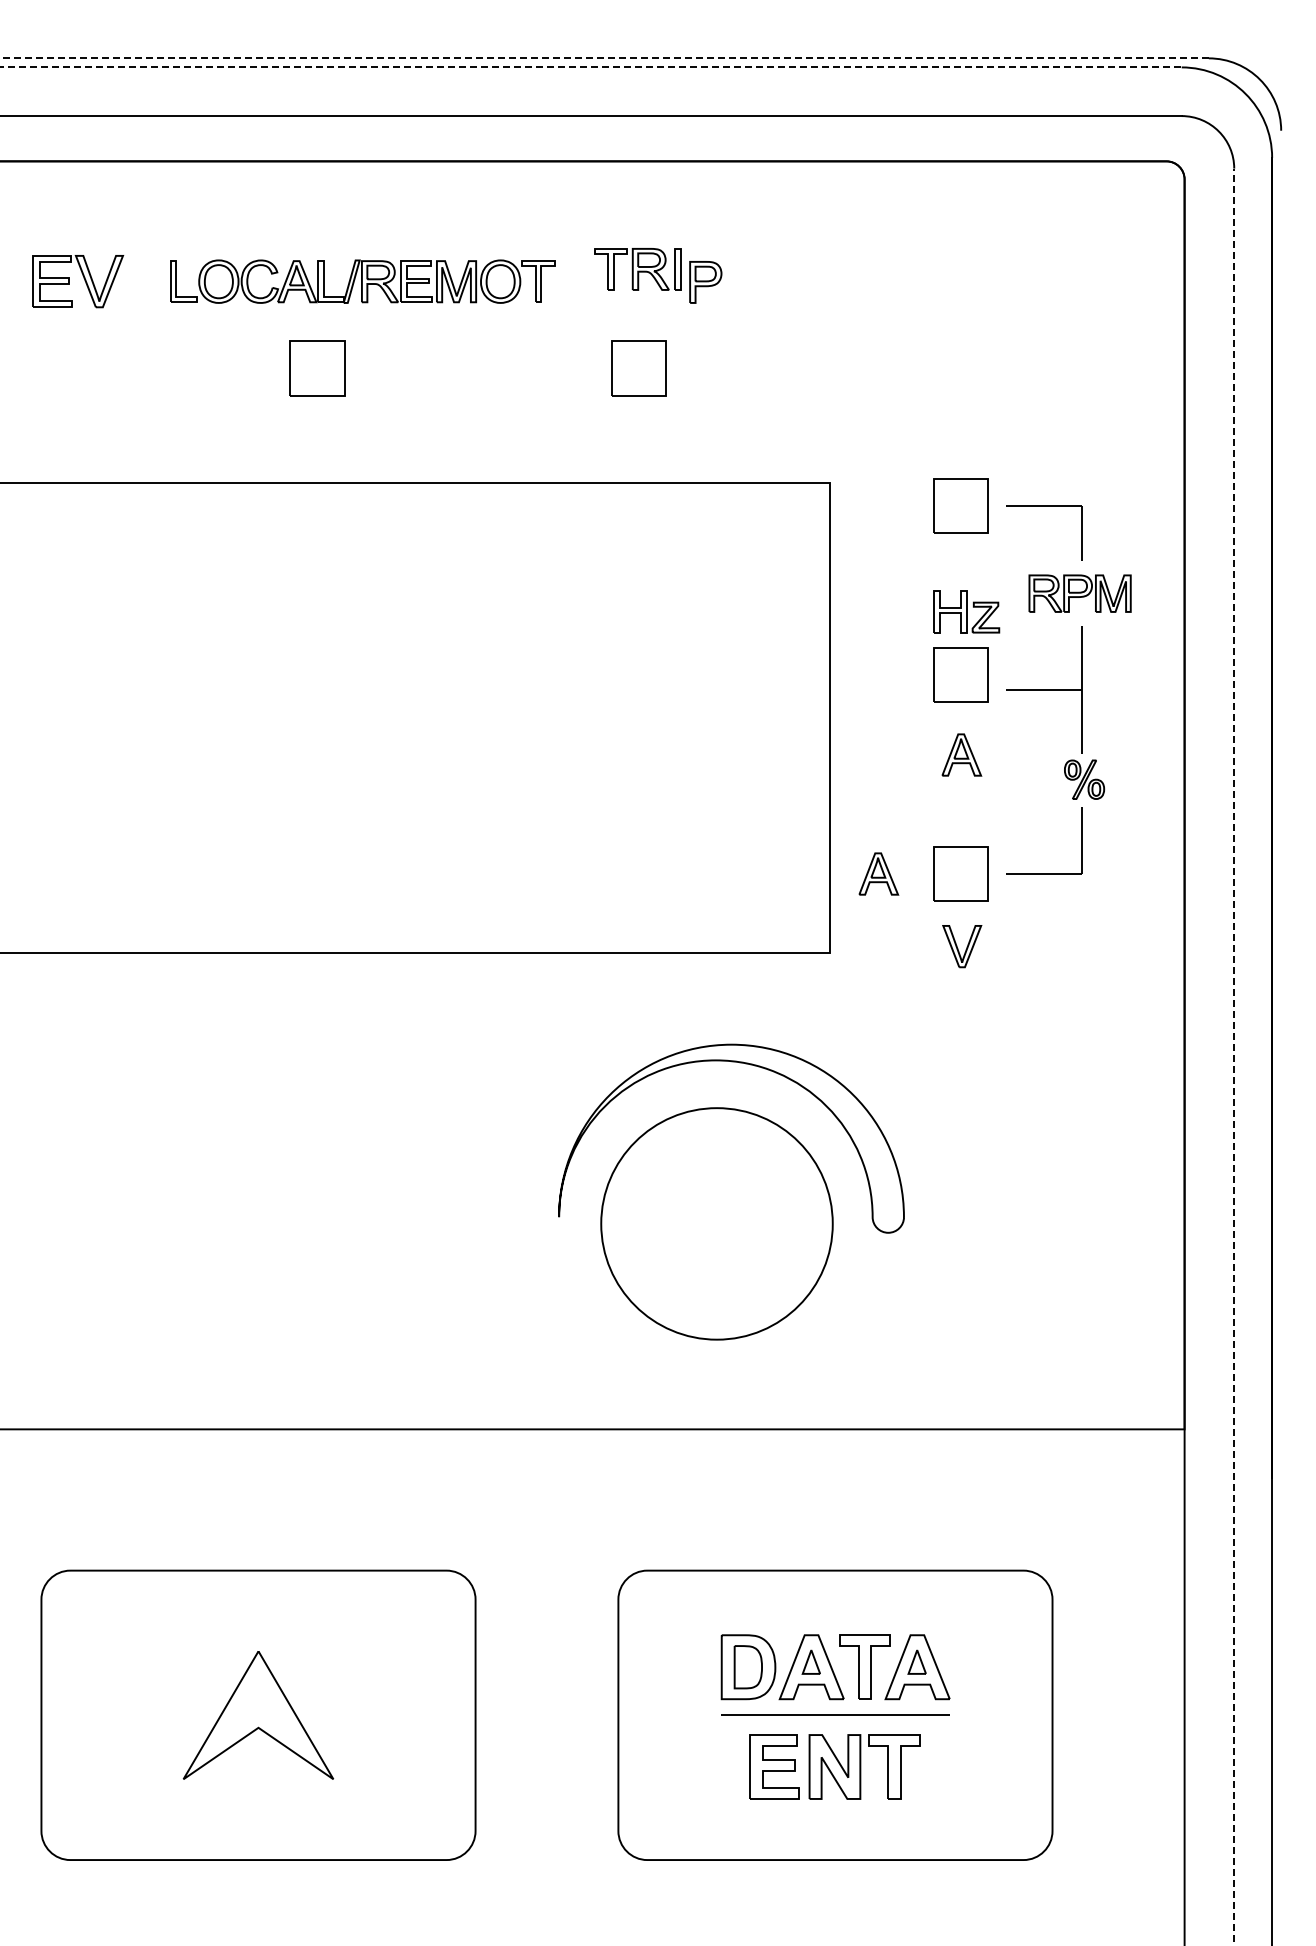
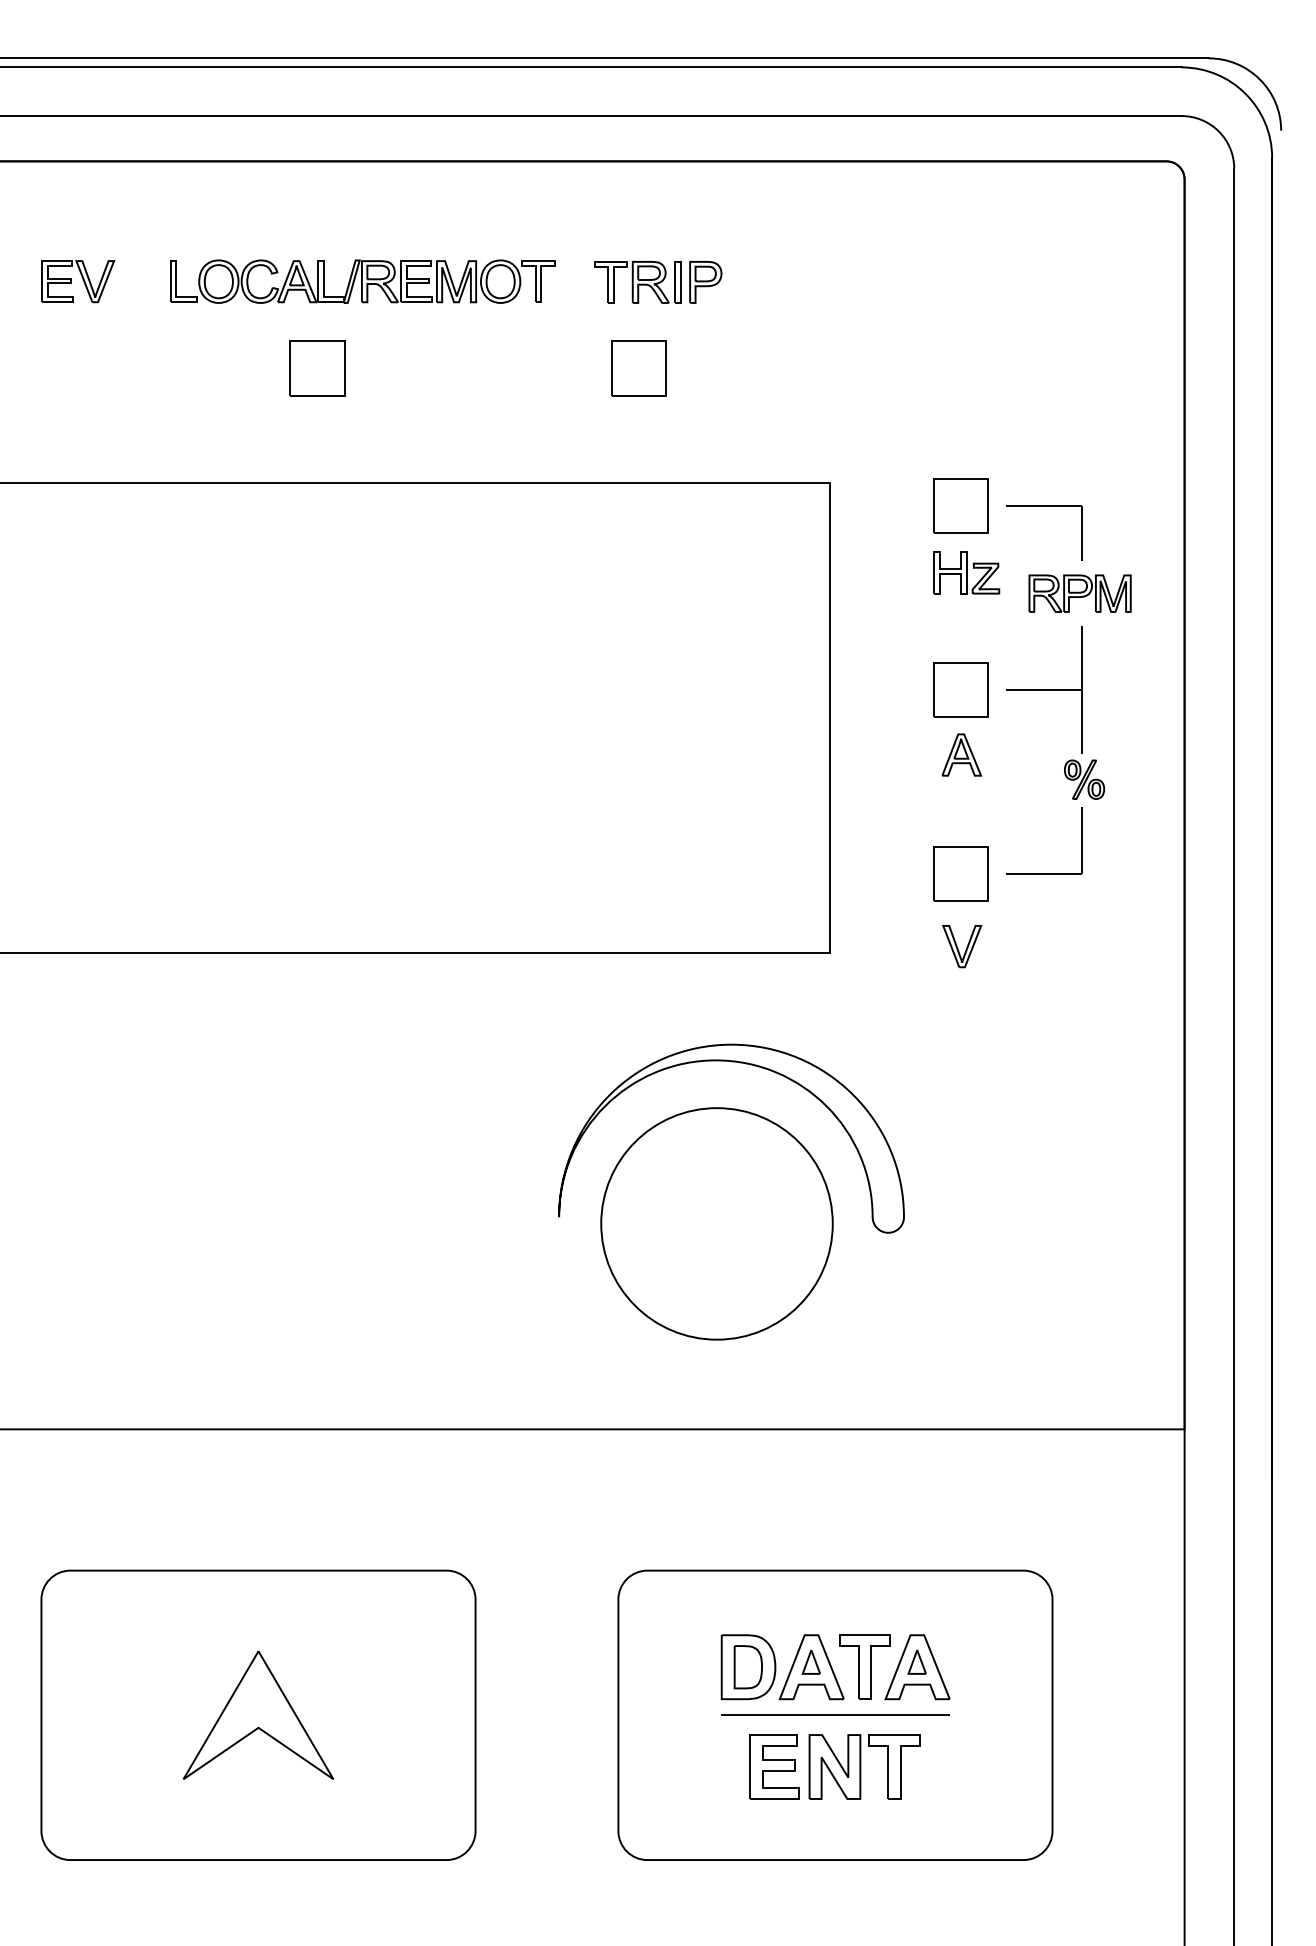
line: dashed -> solid (604, 58)
line: dashed -> solid (591, 67)
part position: (637, 269) -> (637, 282) (637, 282)
part size: 93x54 px -> 75x44 px (78, 281)
part position: (966, 611) -> (966, 572) (966, 572)
part position: (960, 674) -> (960, 689) (960, 689)
part: present -> none (878, 873)
line: dashed -> solid (1234, 1056)
